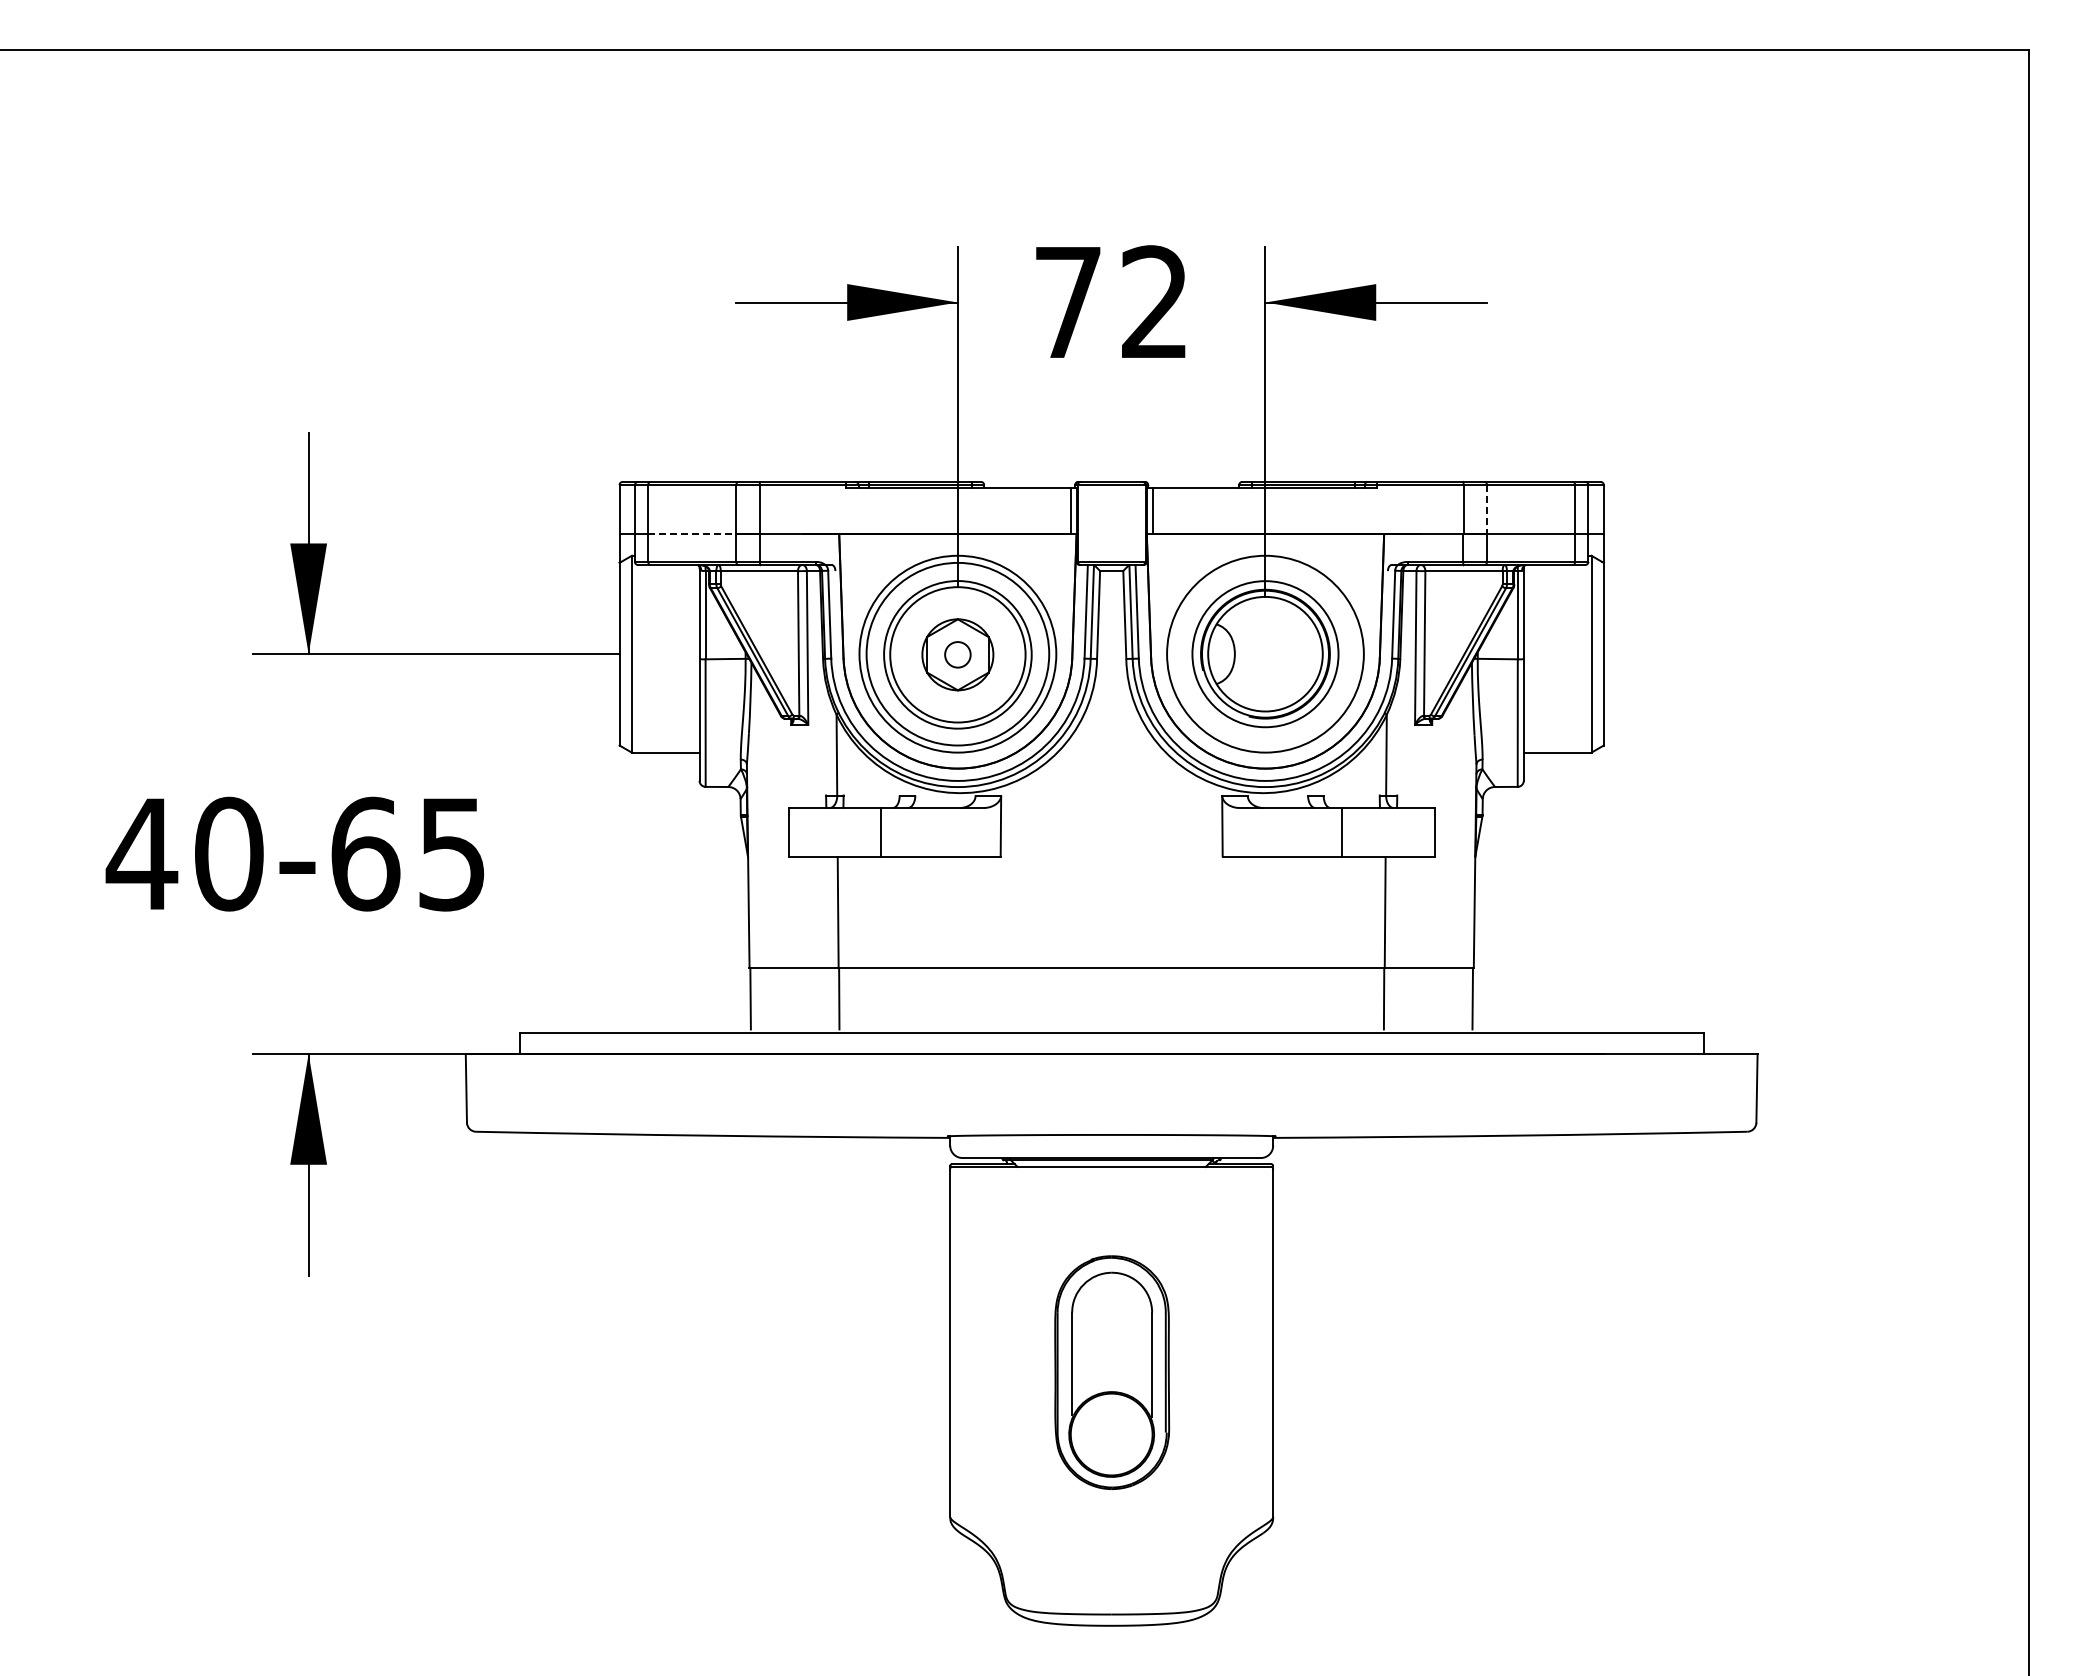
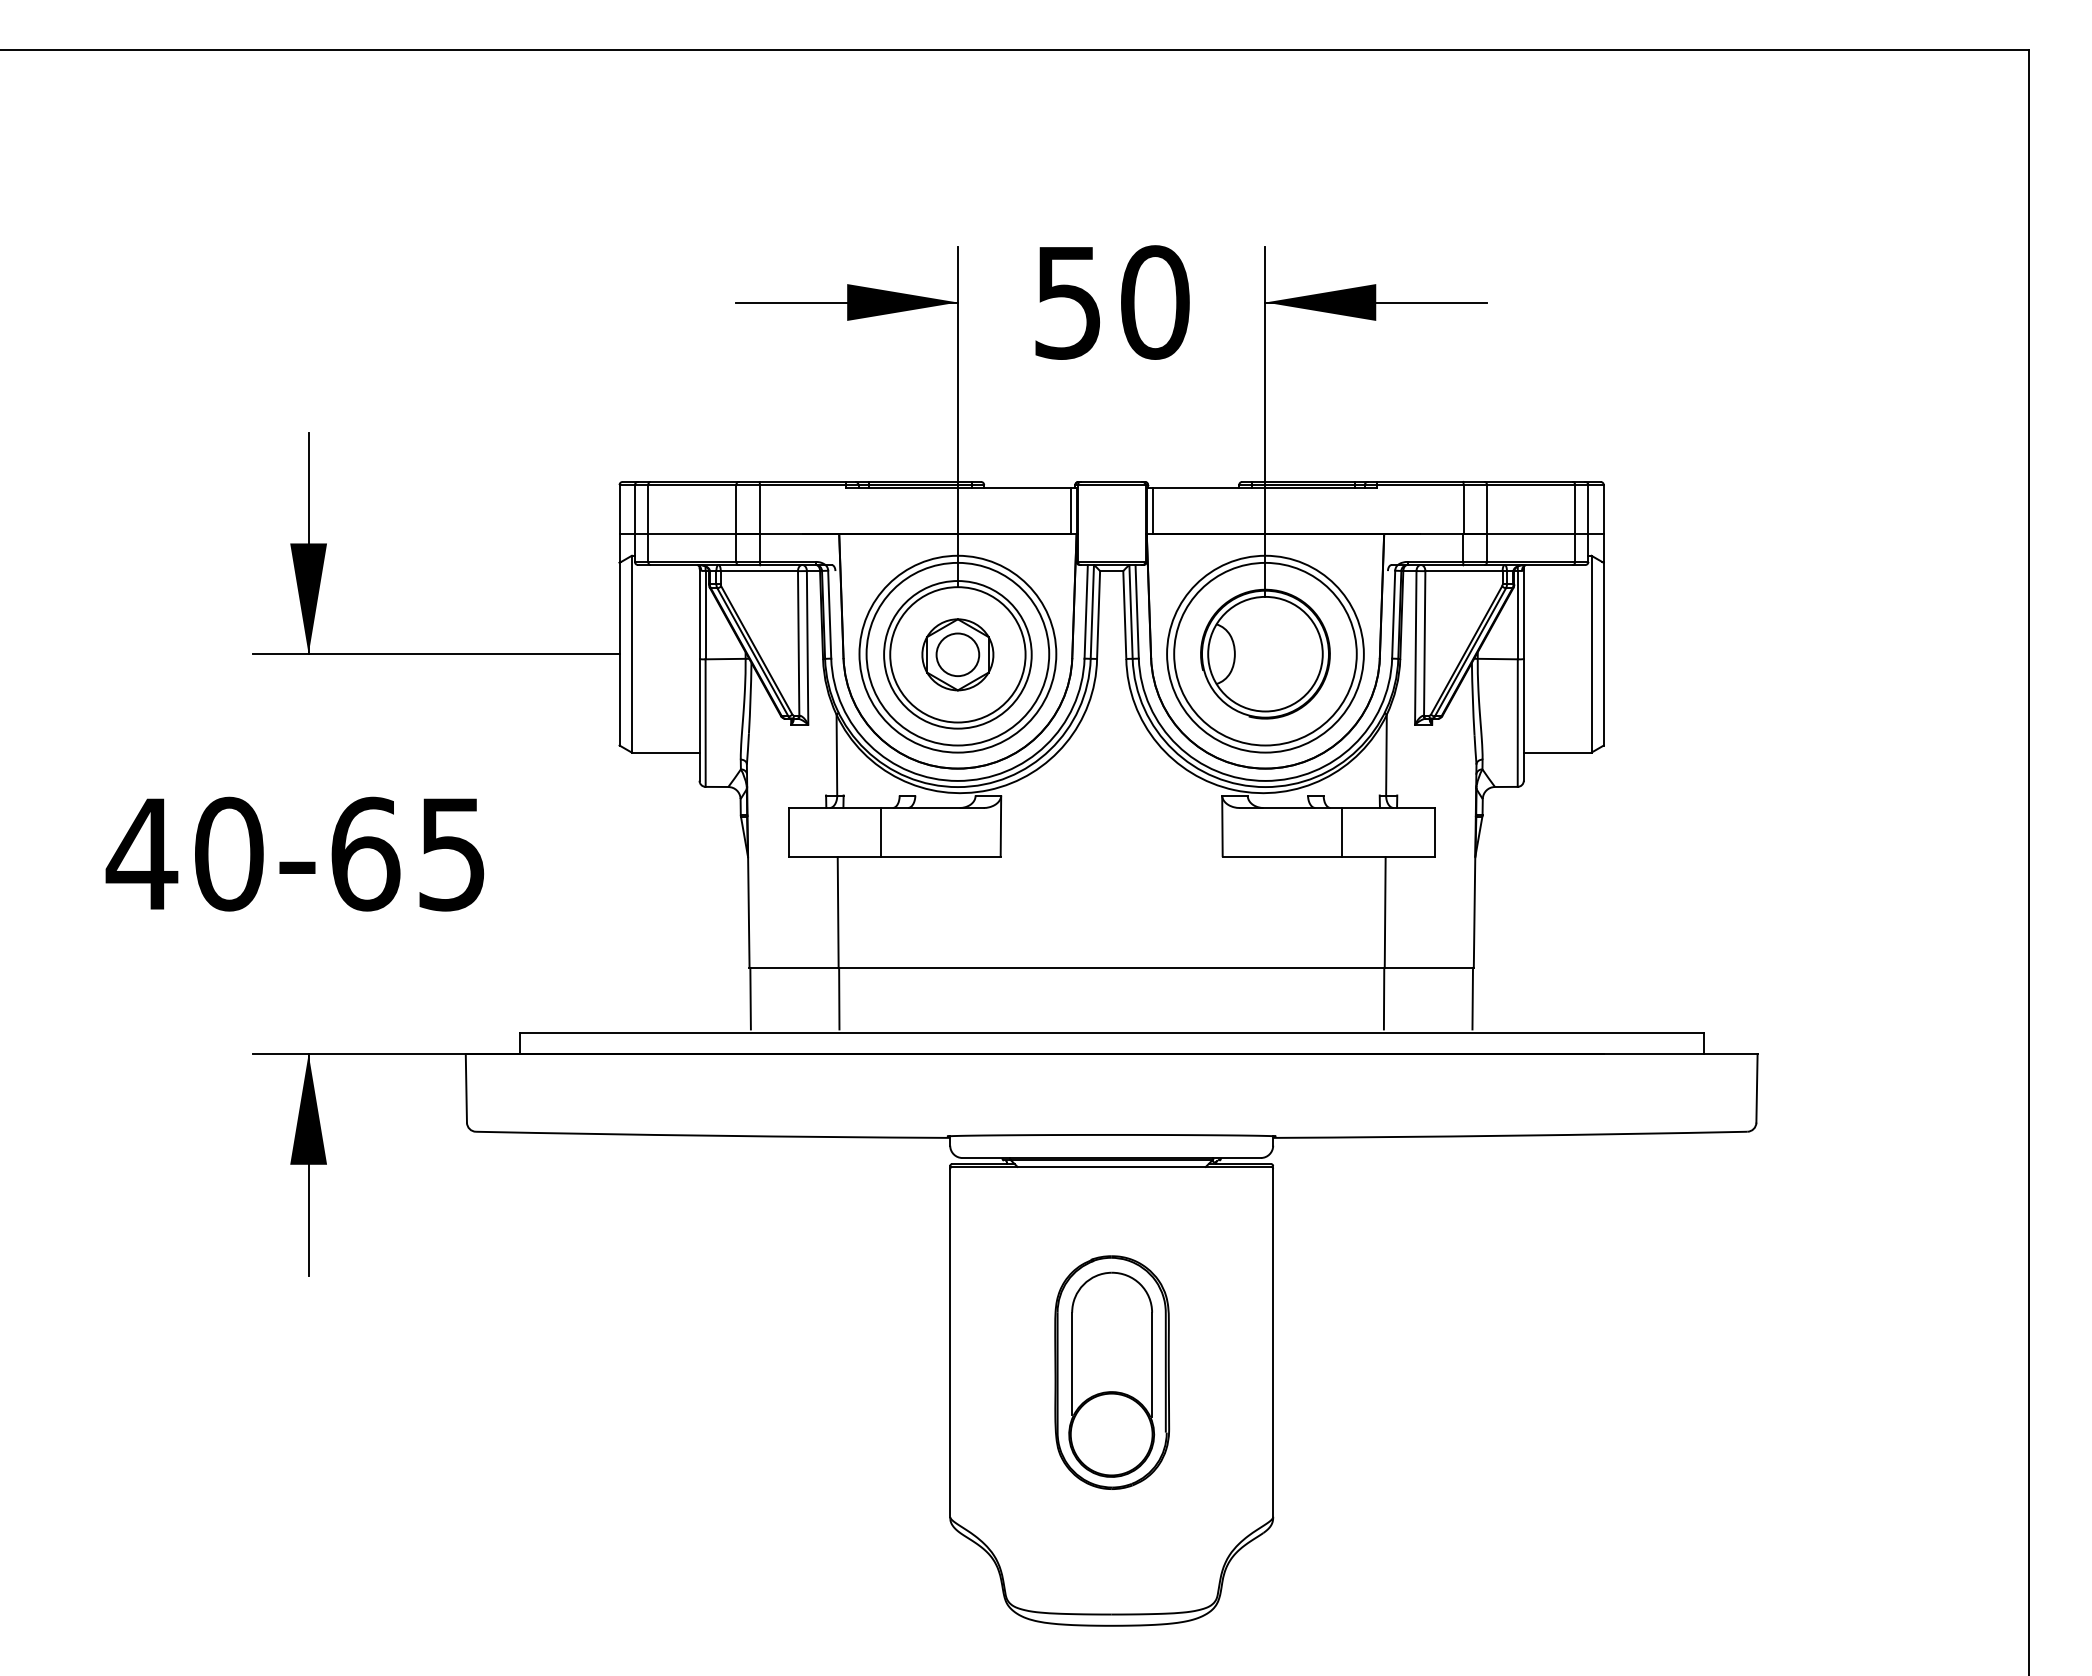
text: 72 -> 50 (1112, 302)
line: dashed -> solid (1487, 509)
line: dashed -> solid (692, 534)
circle diameter: 26 px -> 43 px (957, 654)
circle diameter: 146 px -> 183 px (1265, 653)
